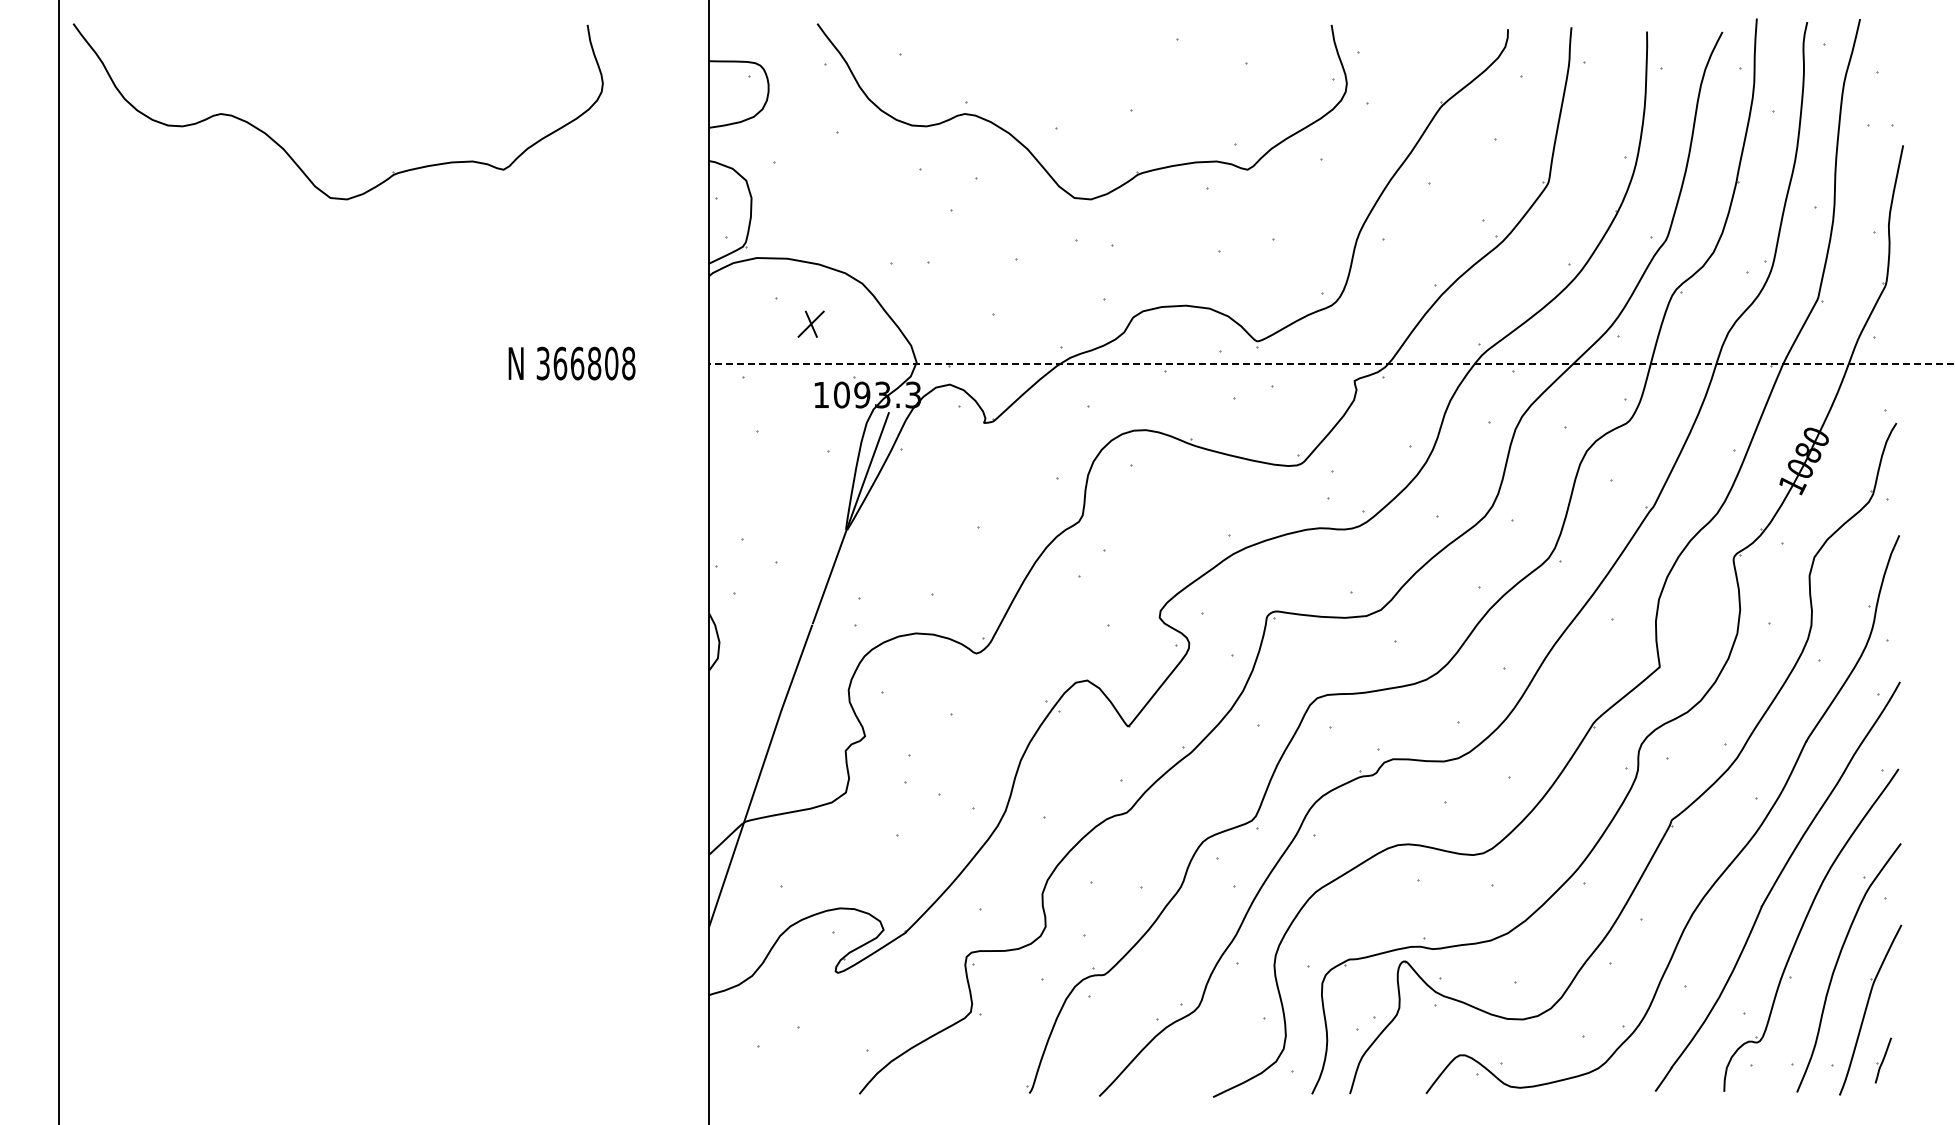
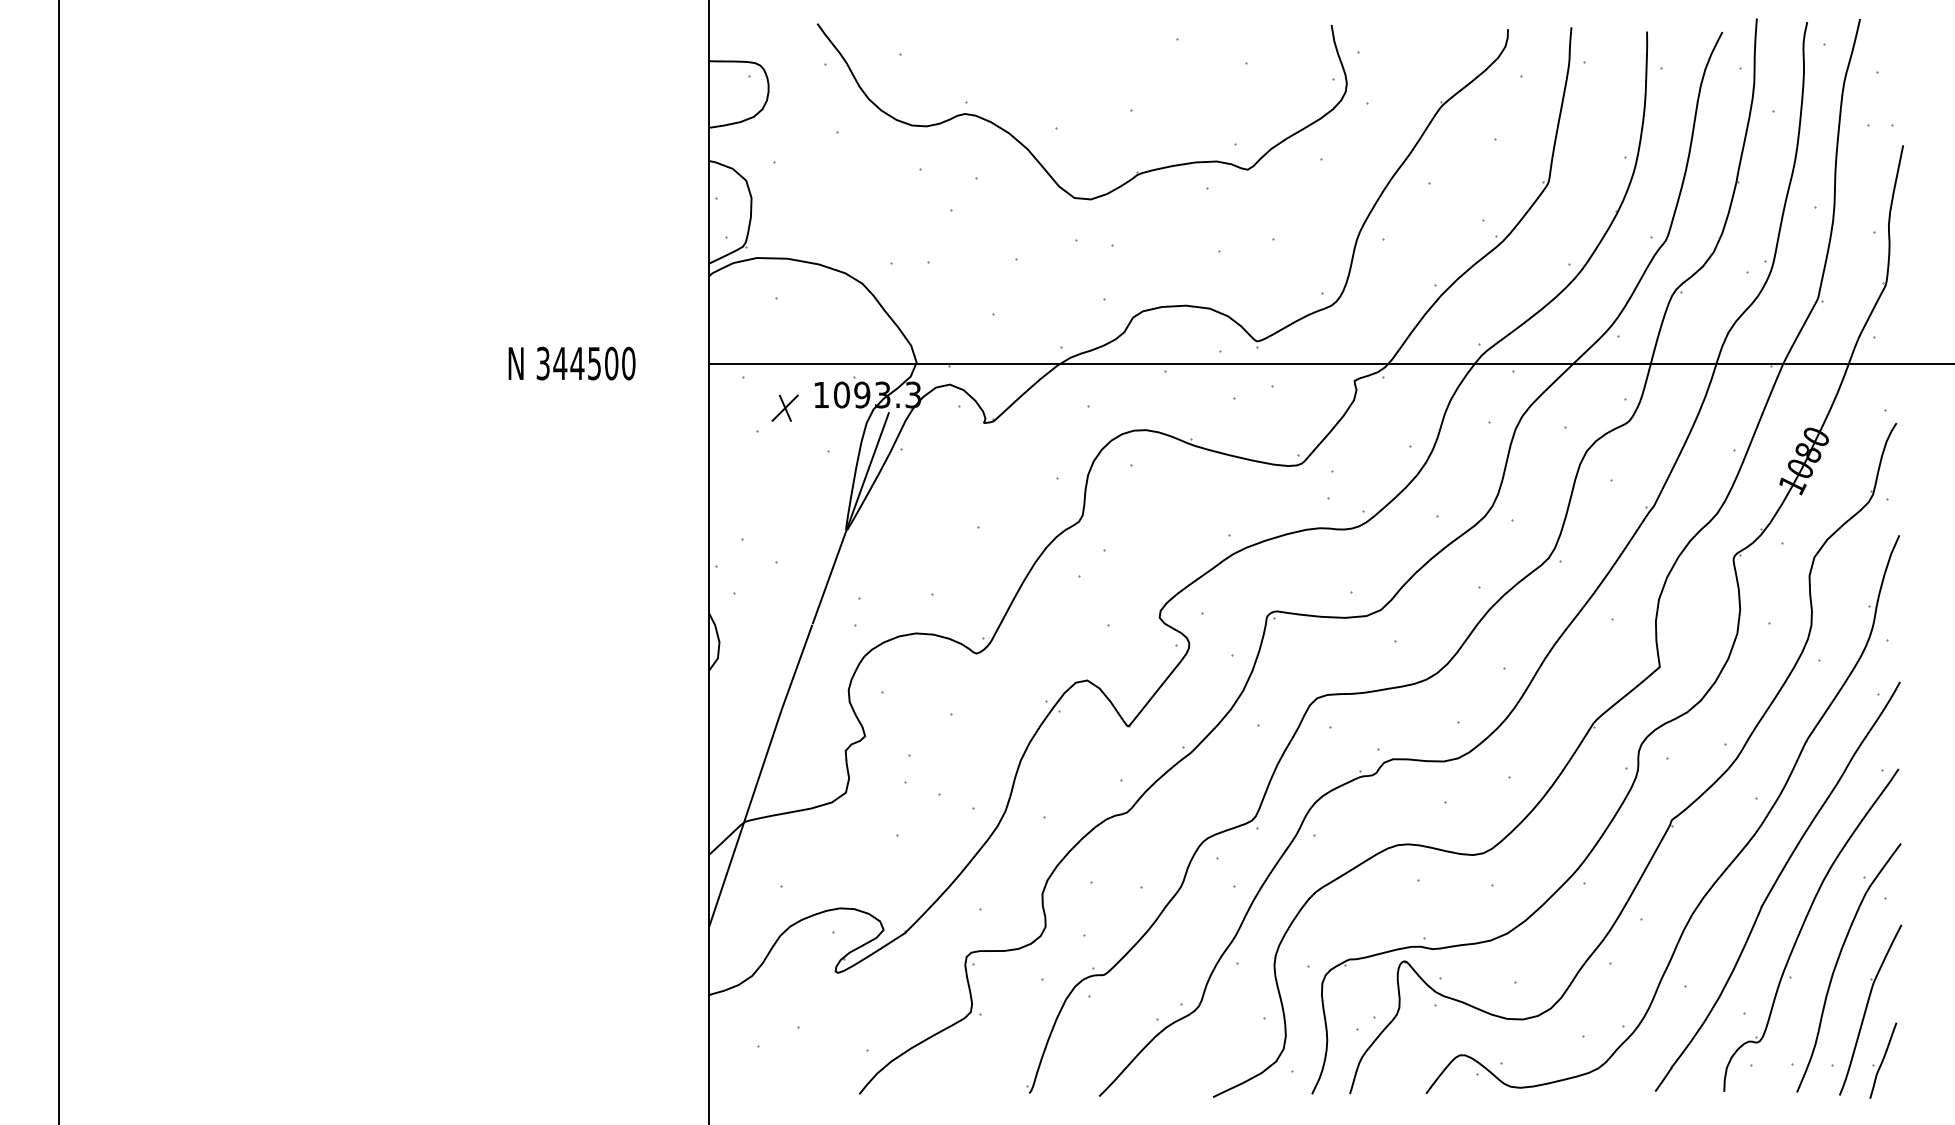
part: present -> none (291, 156)
part position: (810, 323) -> (784, 407) (784, 407)
text: 366808 -> 344500 (594, 363)
line: dashed -> solid (1331, 363)
part size: 18x47 px -> 29x77 px (1883, 1060)
